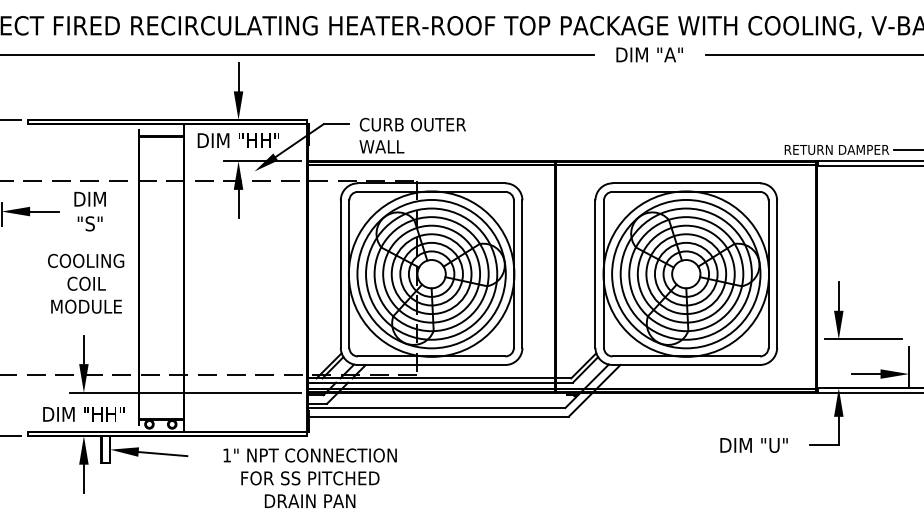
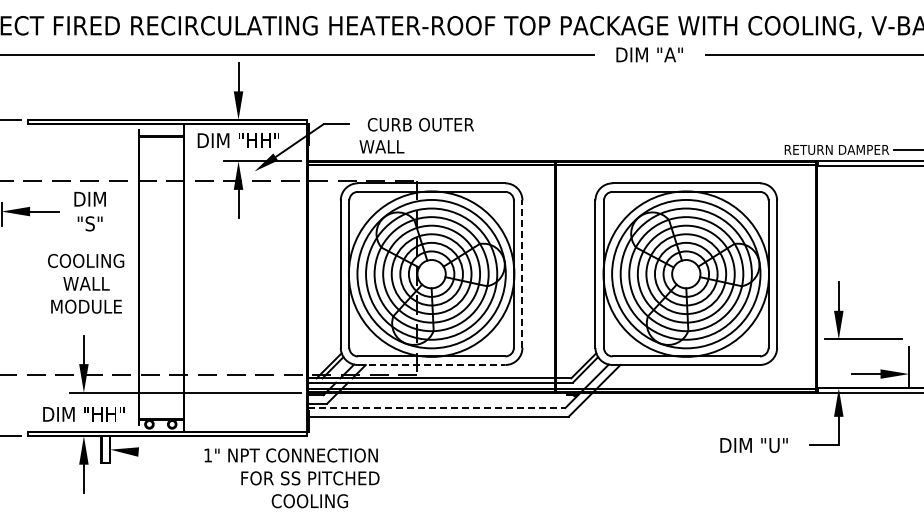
text position: (412, 124) -> (420, 124) (420, 124)
line: solid -> dashed (522, 274)
text: COIL -> WALL (86, 283)
line: solid -> dashed (431, 365)
line: solid -> dashed (436, 408)
line: present -> none (162, 454)
text position: (309, 455) -> (290, 455) (290, 455)
text: DRAIN PAN -> COOLING (309, 501)
